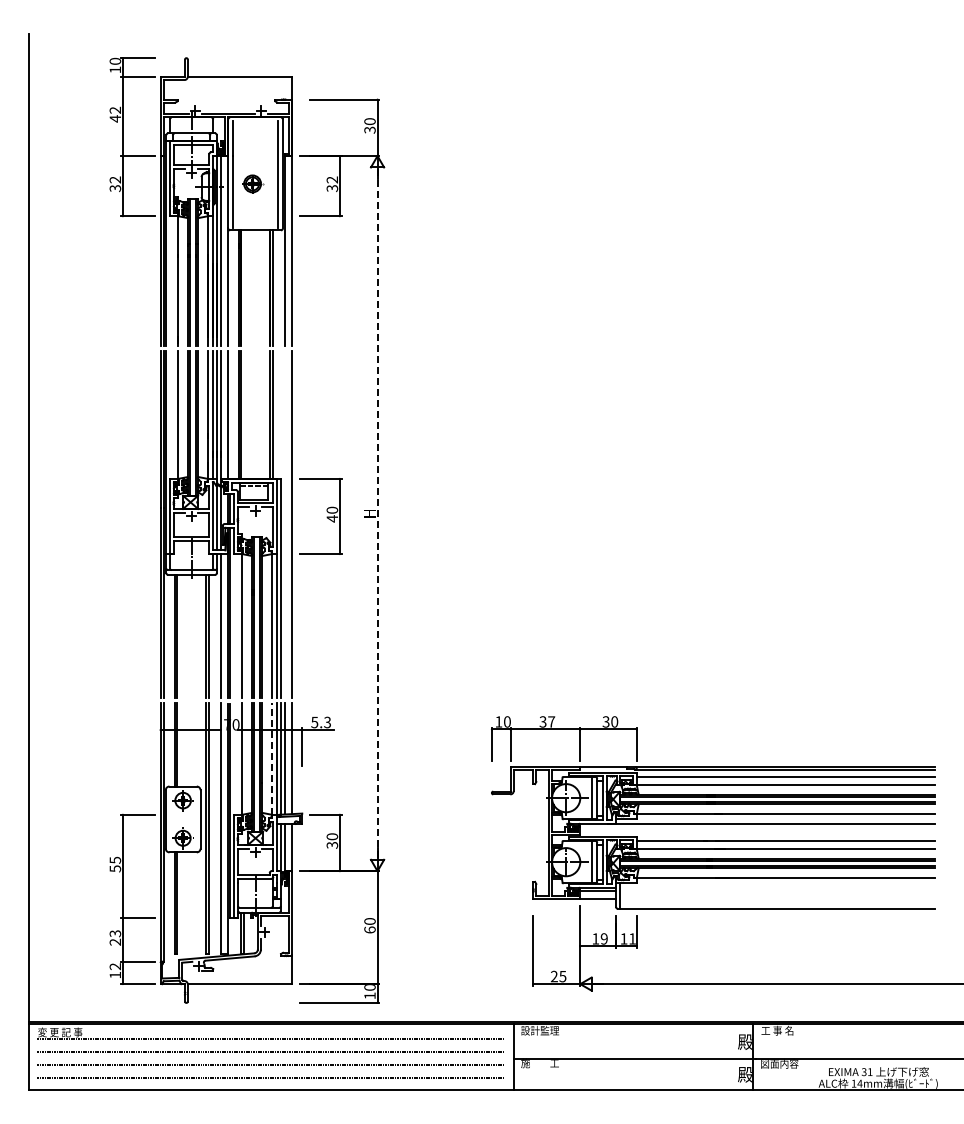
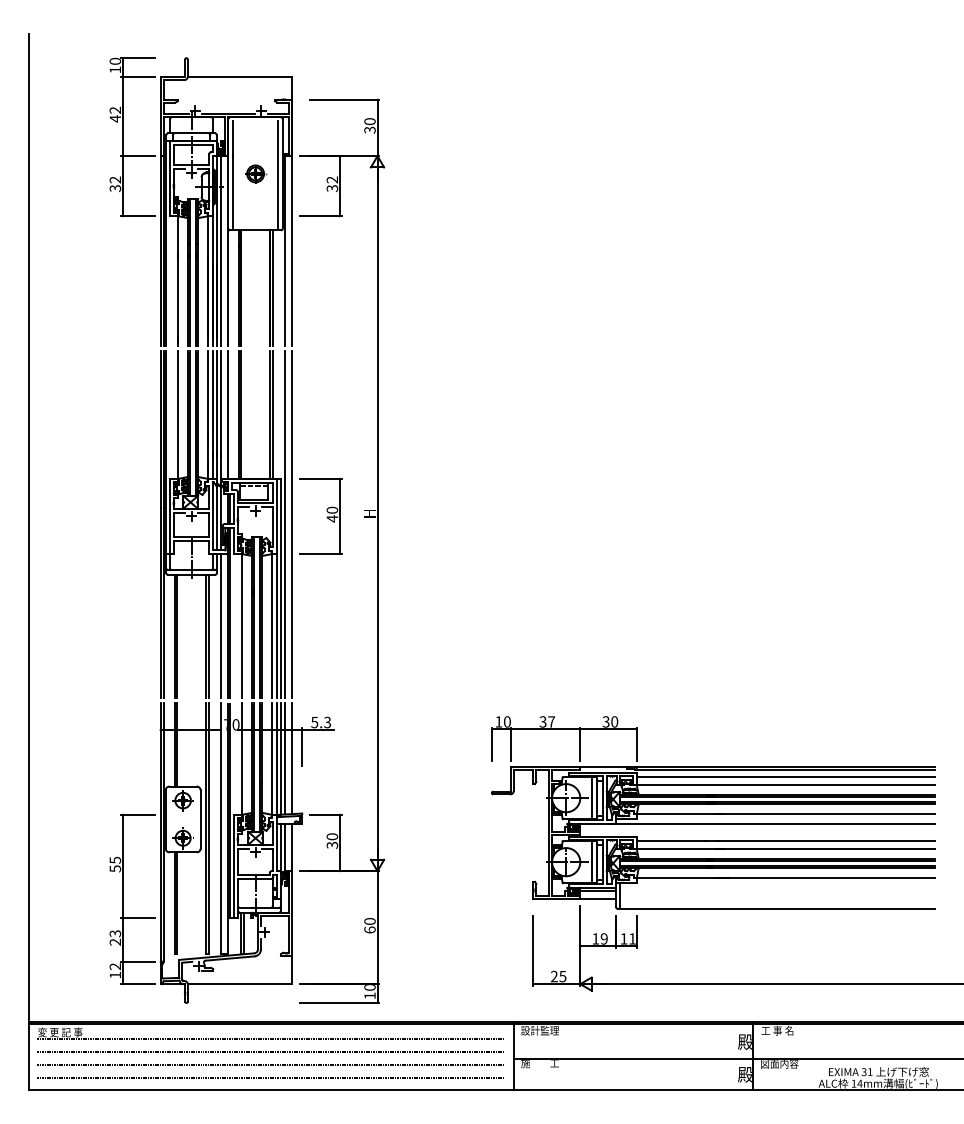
part position: (253, 183) -> (256, 173) (256, 173)
line: dashed -> solid (377, 513)
line: none -> present (284, 524)
line: dashed -> solid (271, 758)
